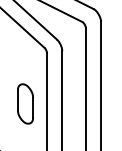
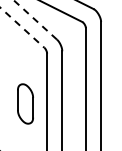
line: solid -> dashed (35, 20)
line: solid -> dashed (22, 27)
